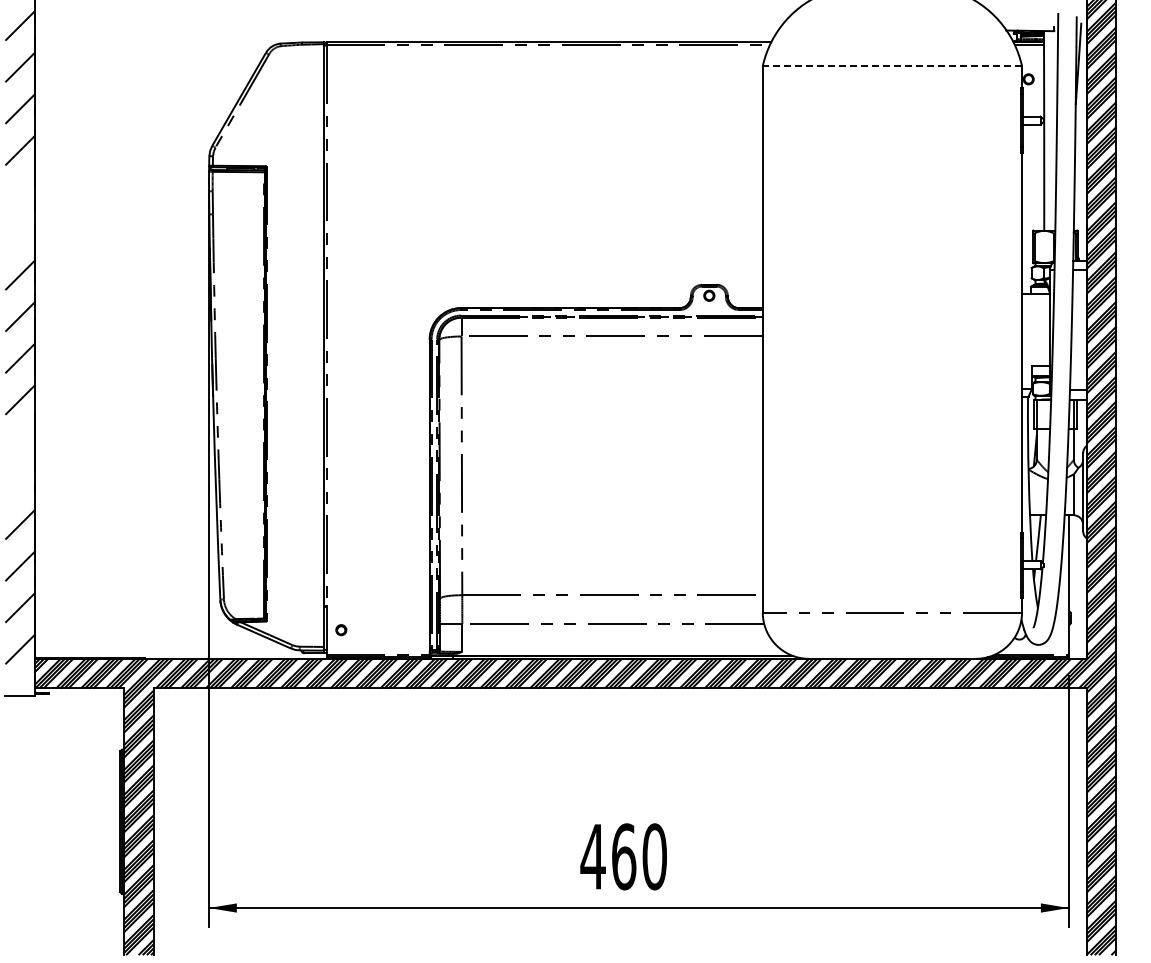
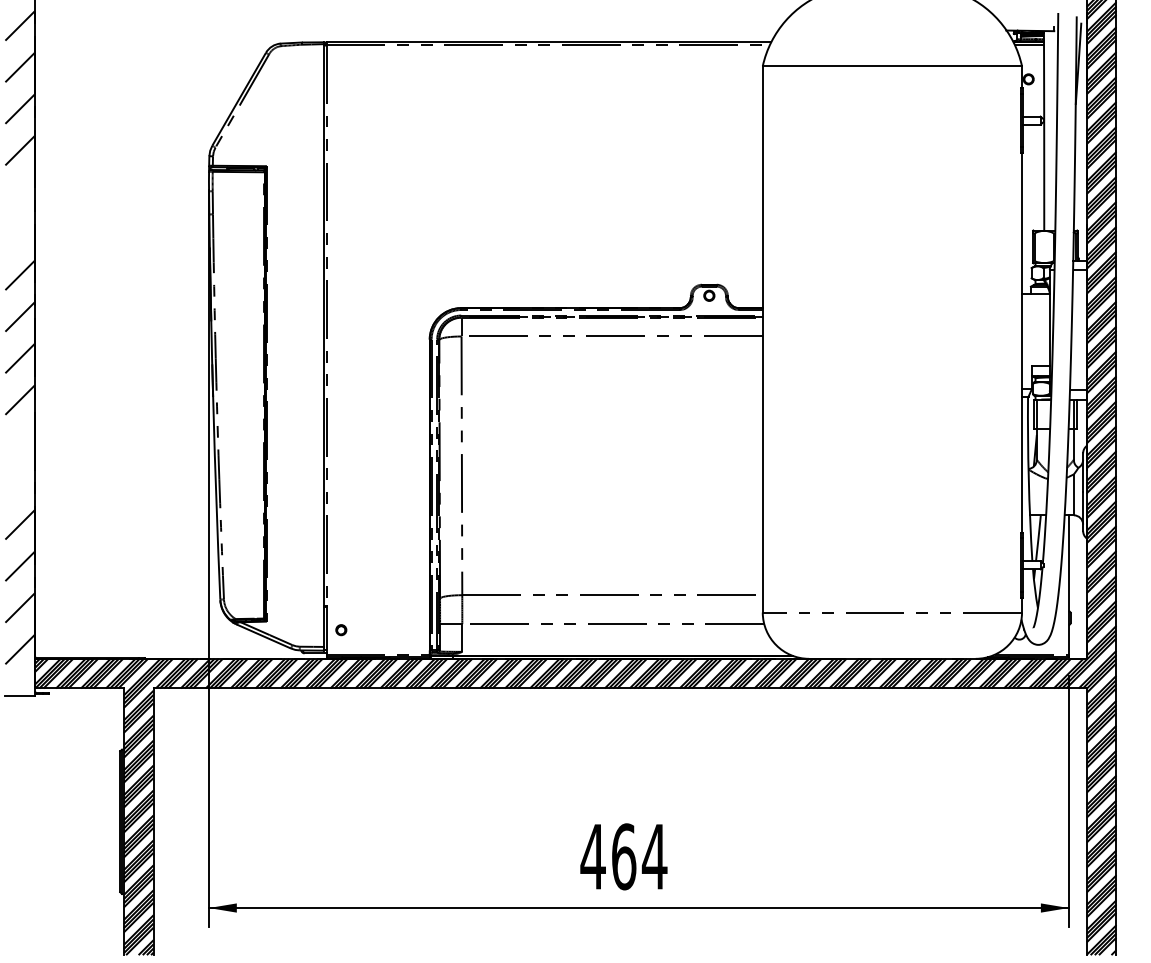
line: dashed -> solid (892, 66)
text: 460 -> 464 (654, 856)
